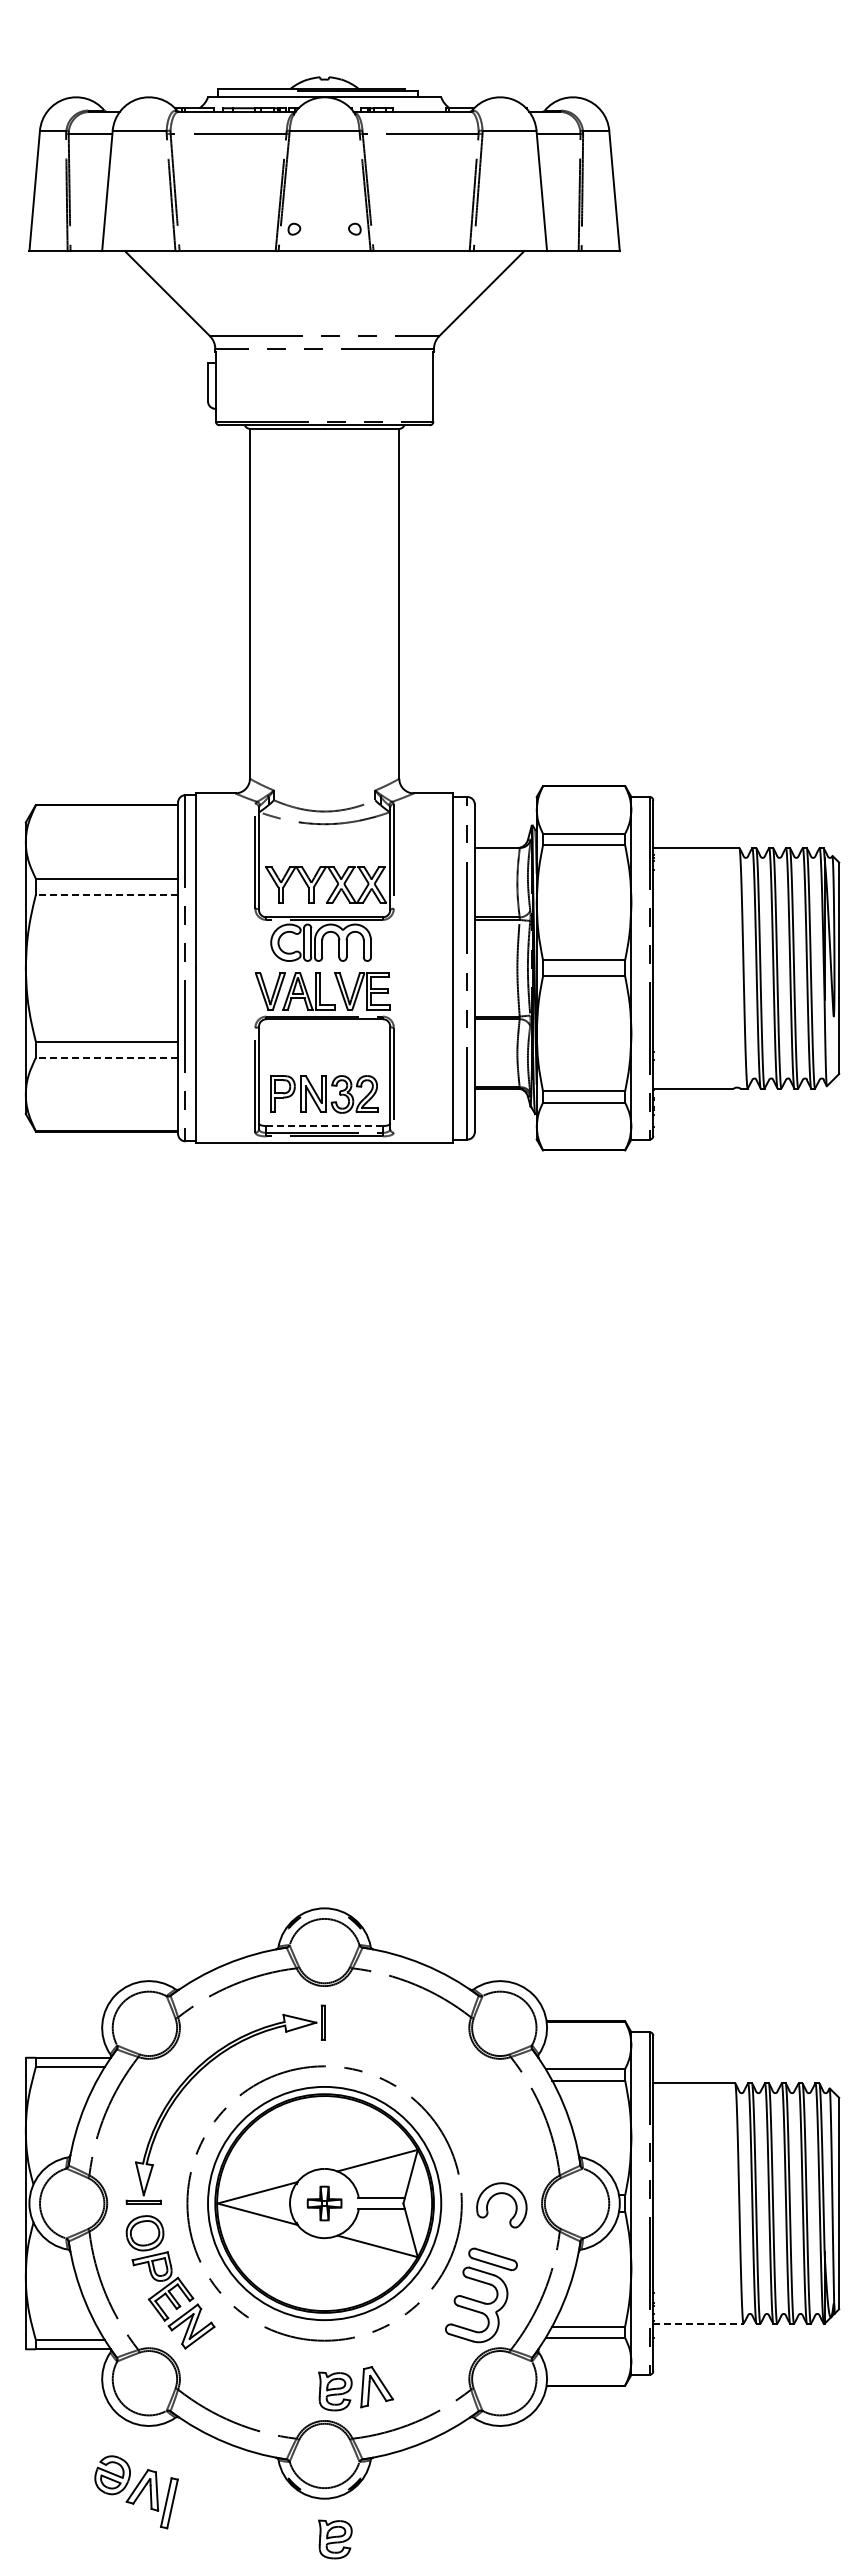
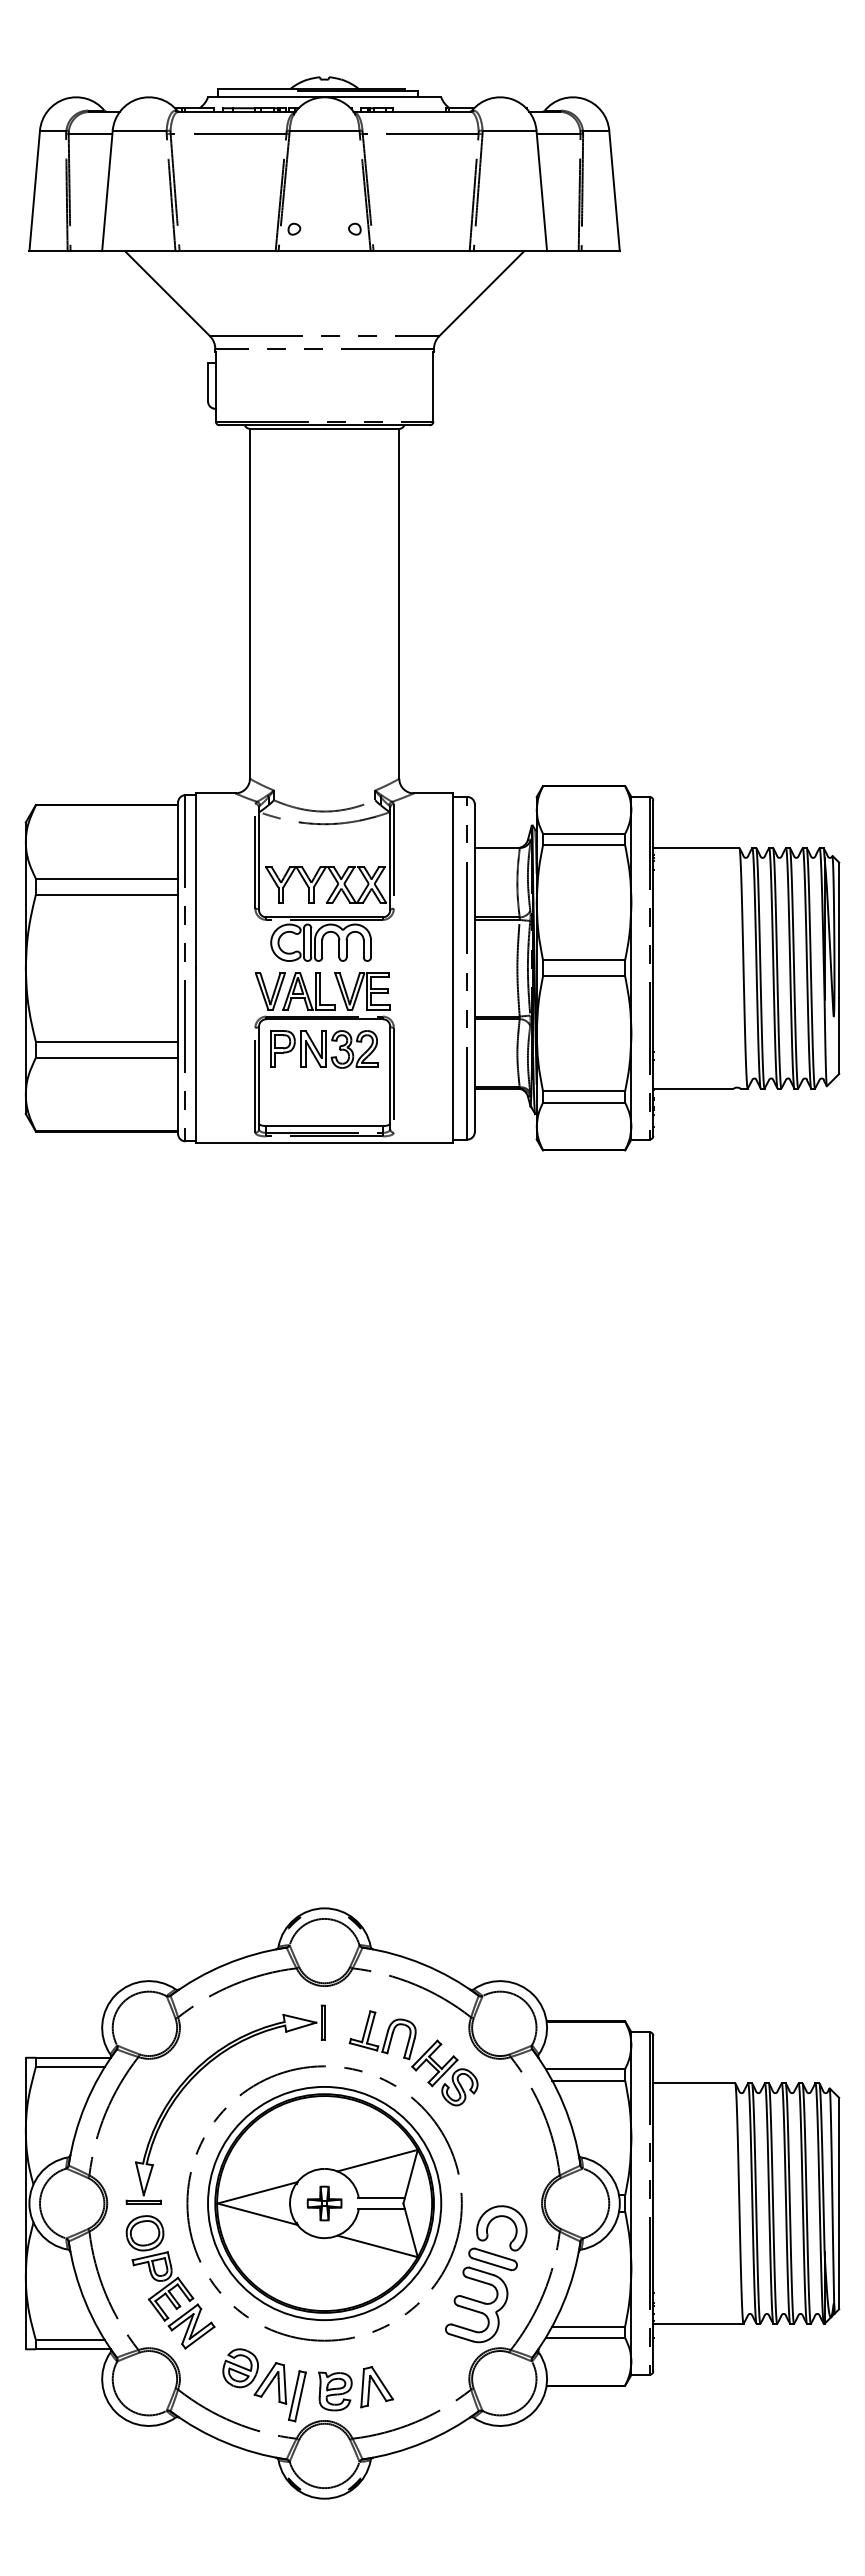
line: dashed -> solid (106, 894)
line: dashed -> solid (106, 1057)
part position: (324, 1094) -> (324, 1049) (324, 1049)
line: dashed -> solid (325, 1126)
part: none -> present (413, 2058)
part position: (500, 2194) -> (500, 2217) (500, 2217)
line: dashed -> solid (698, 2323)
part position: (136, 2492) -> (264, 2385) (264, 2385)
part: present -> none (335, 2539)
